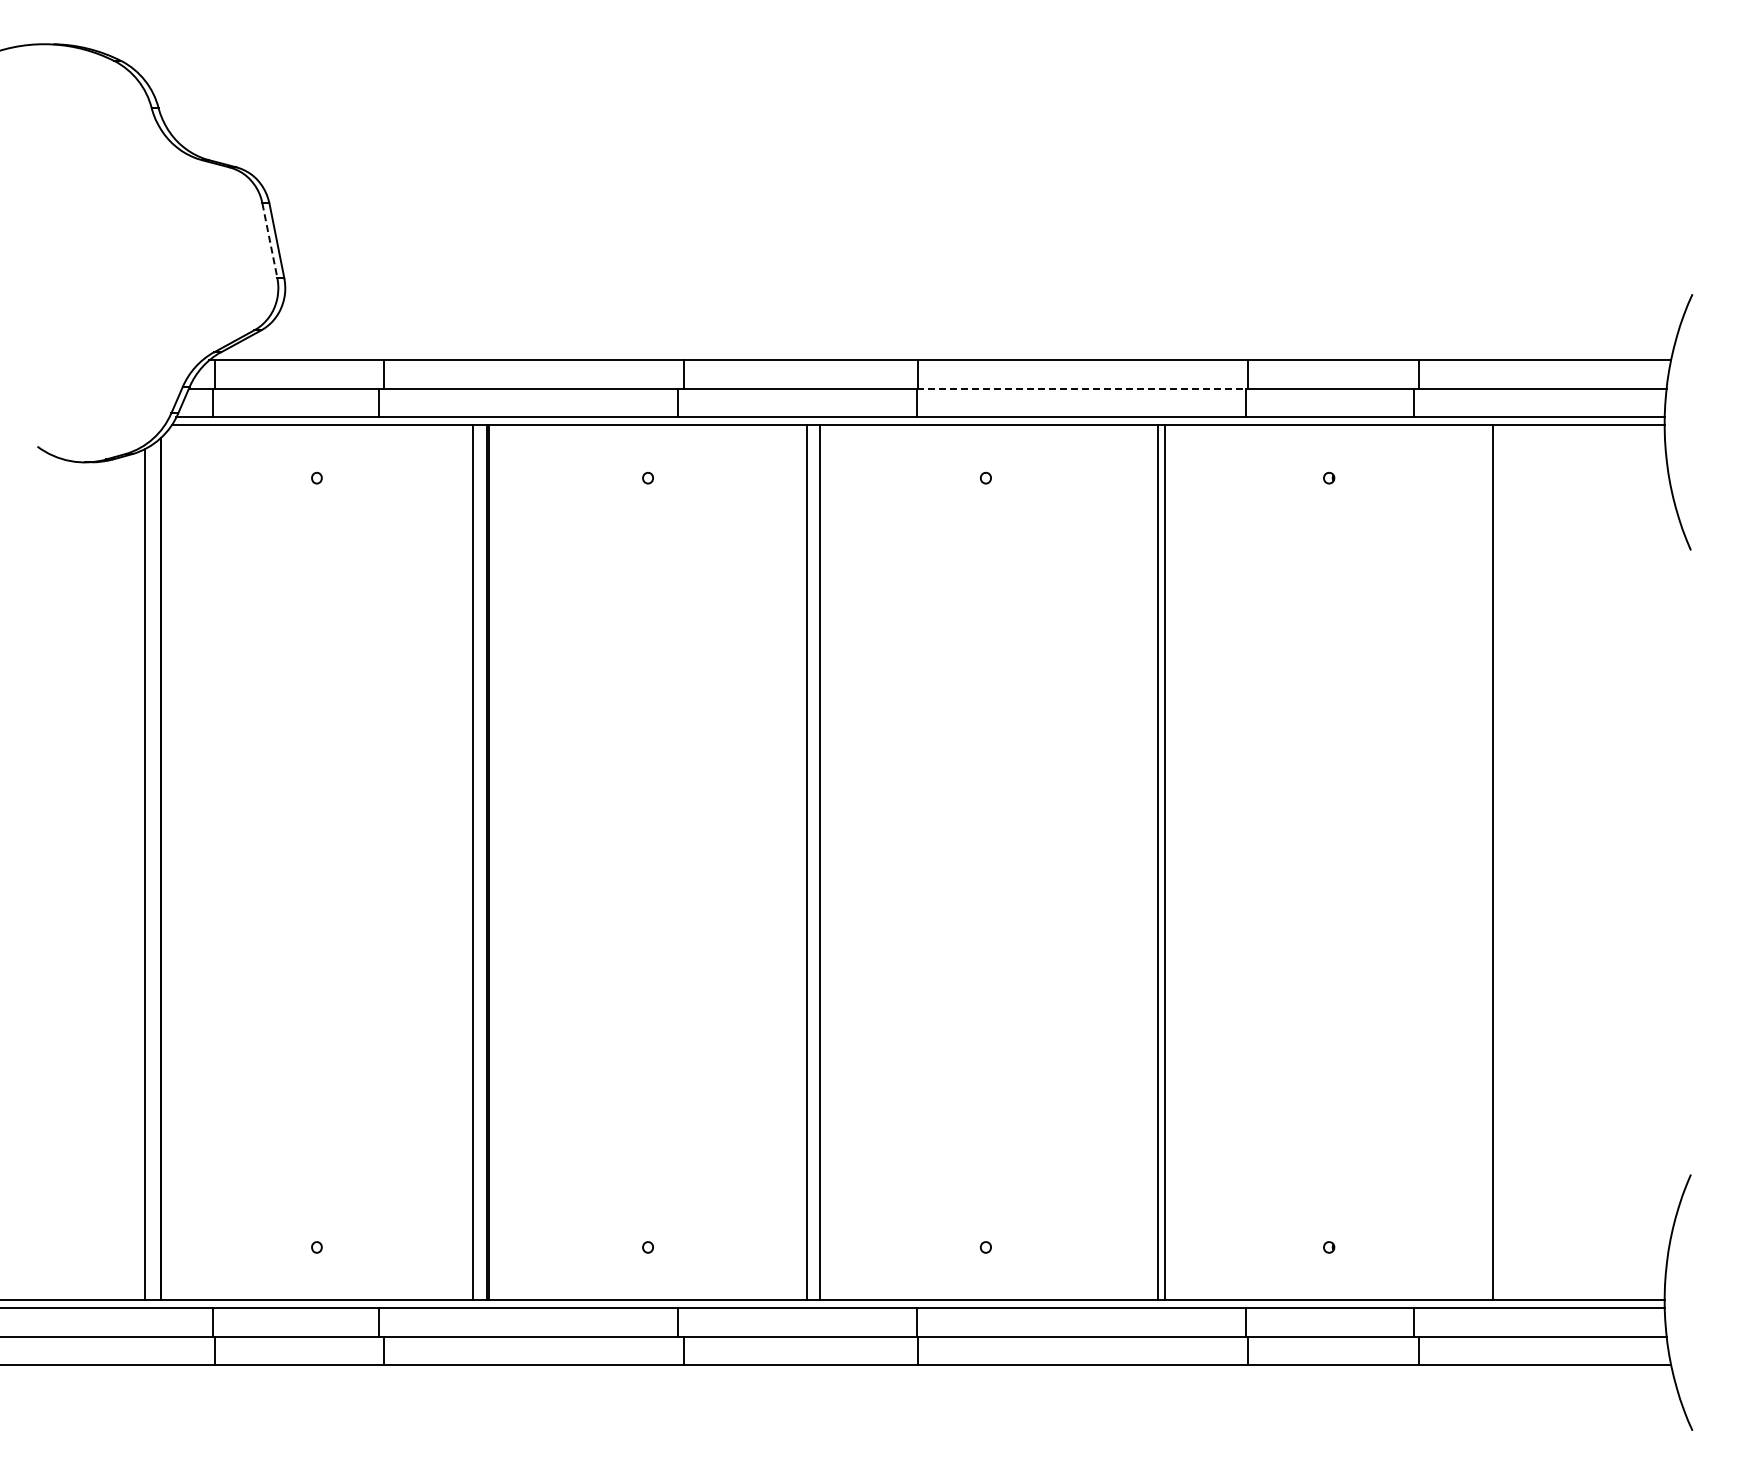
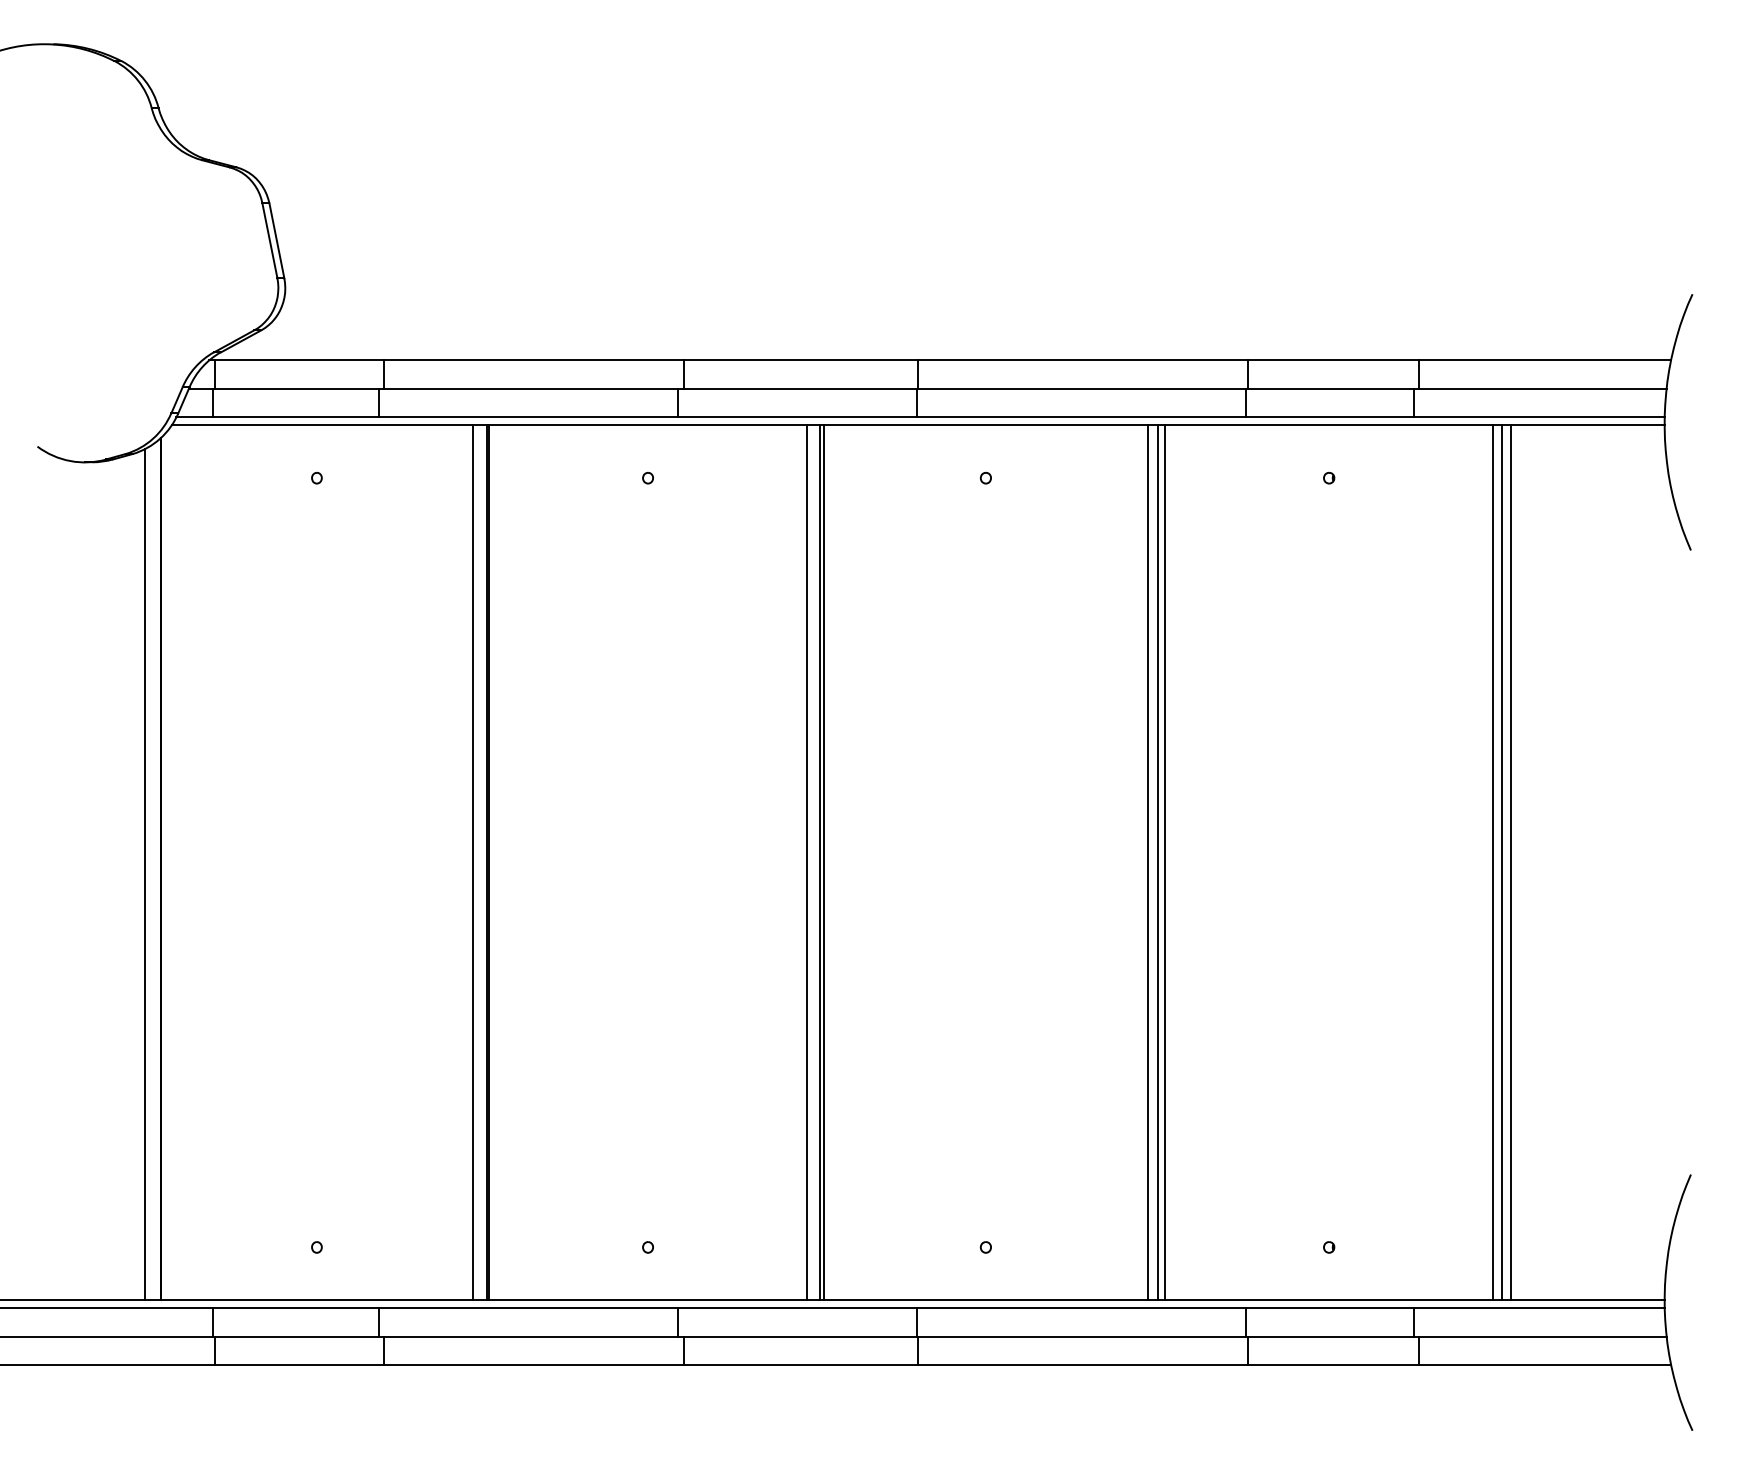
line: dashed -> solid (270, 241)
line: dashed -> solid (1081, 388)
line: none -> present (824, 862)
line: none -> present (1147, 862)
line: none -> present (1502, 862)
line: none -> present (1510, 862)
